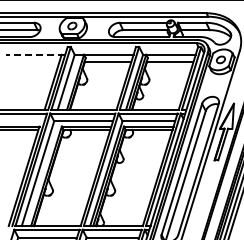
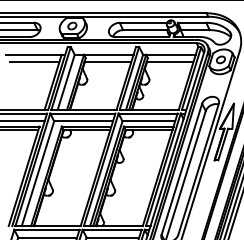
line: dashed -> solid (35, 54)
line: none -> present (34, 62)
line: none -> present (23, 121)
